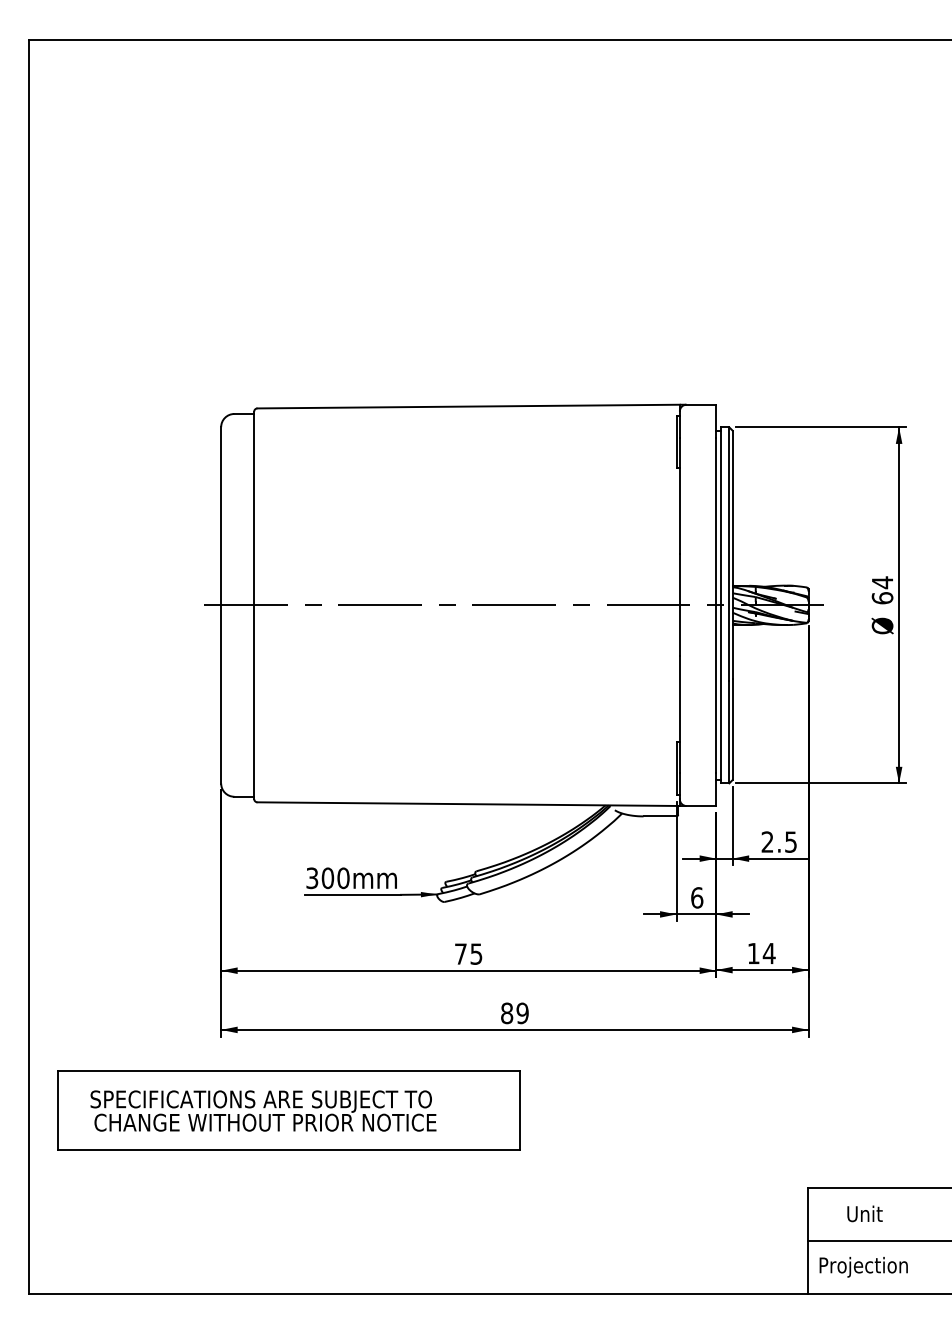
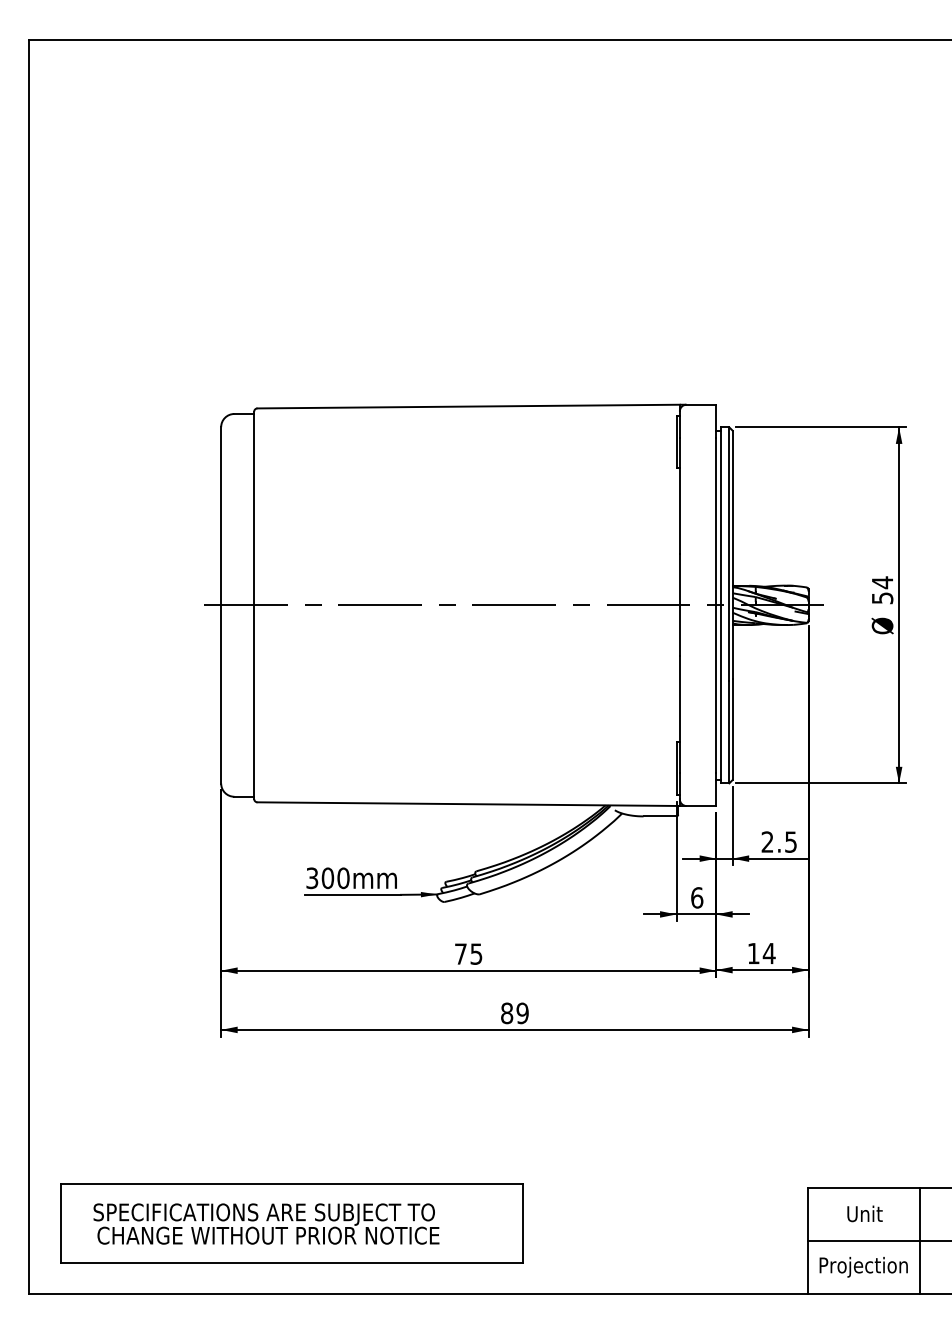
text: 64 -> 54 (882, 598)
part position: (288, 1110) -> (291, 1223) (291, 1223)
line: none -> present (919, 1240)
